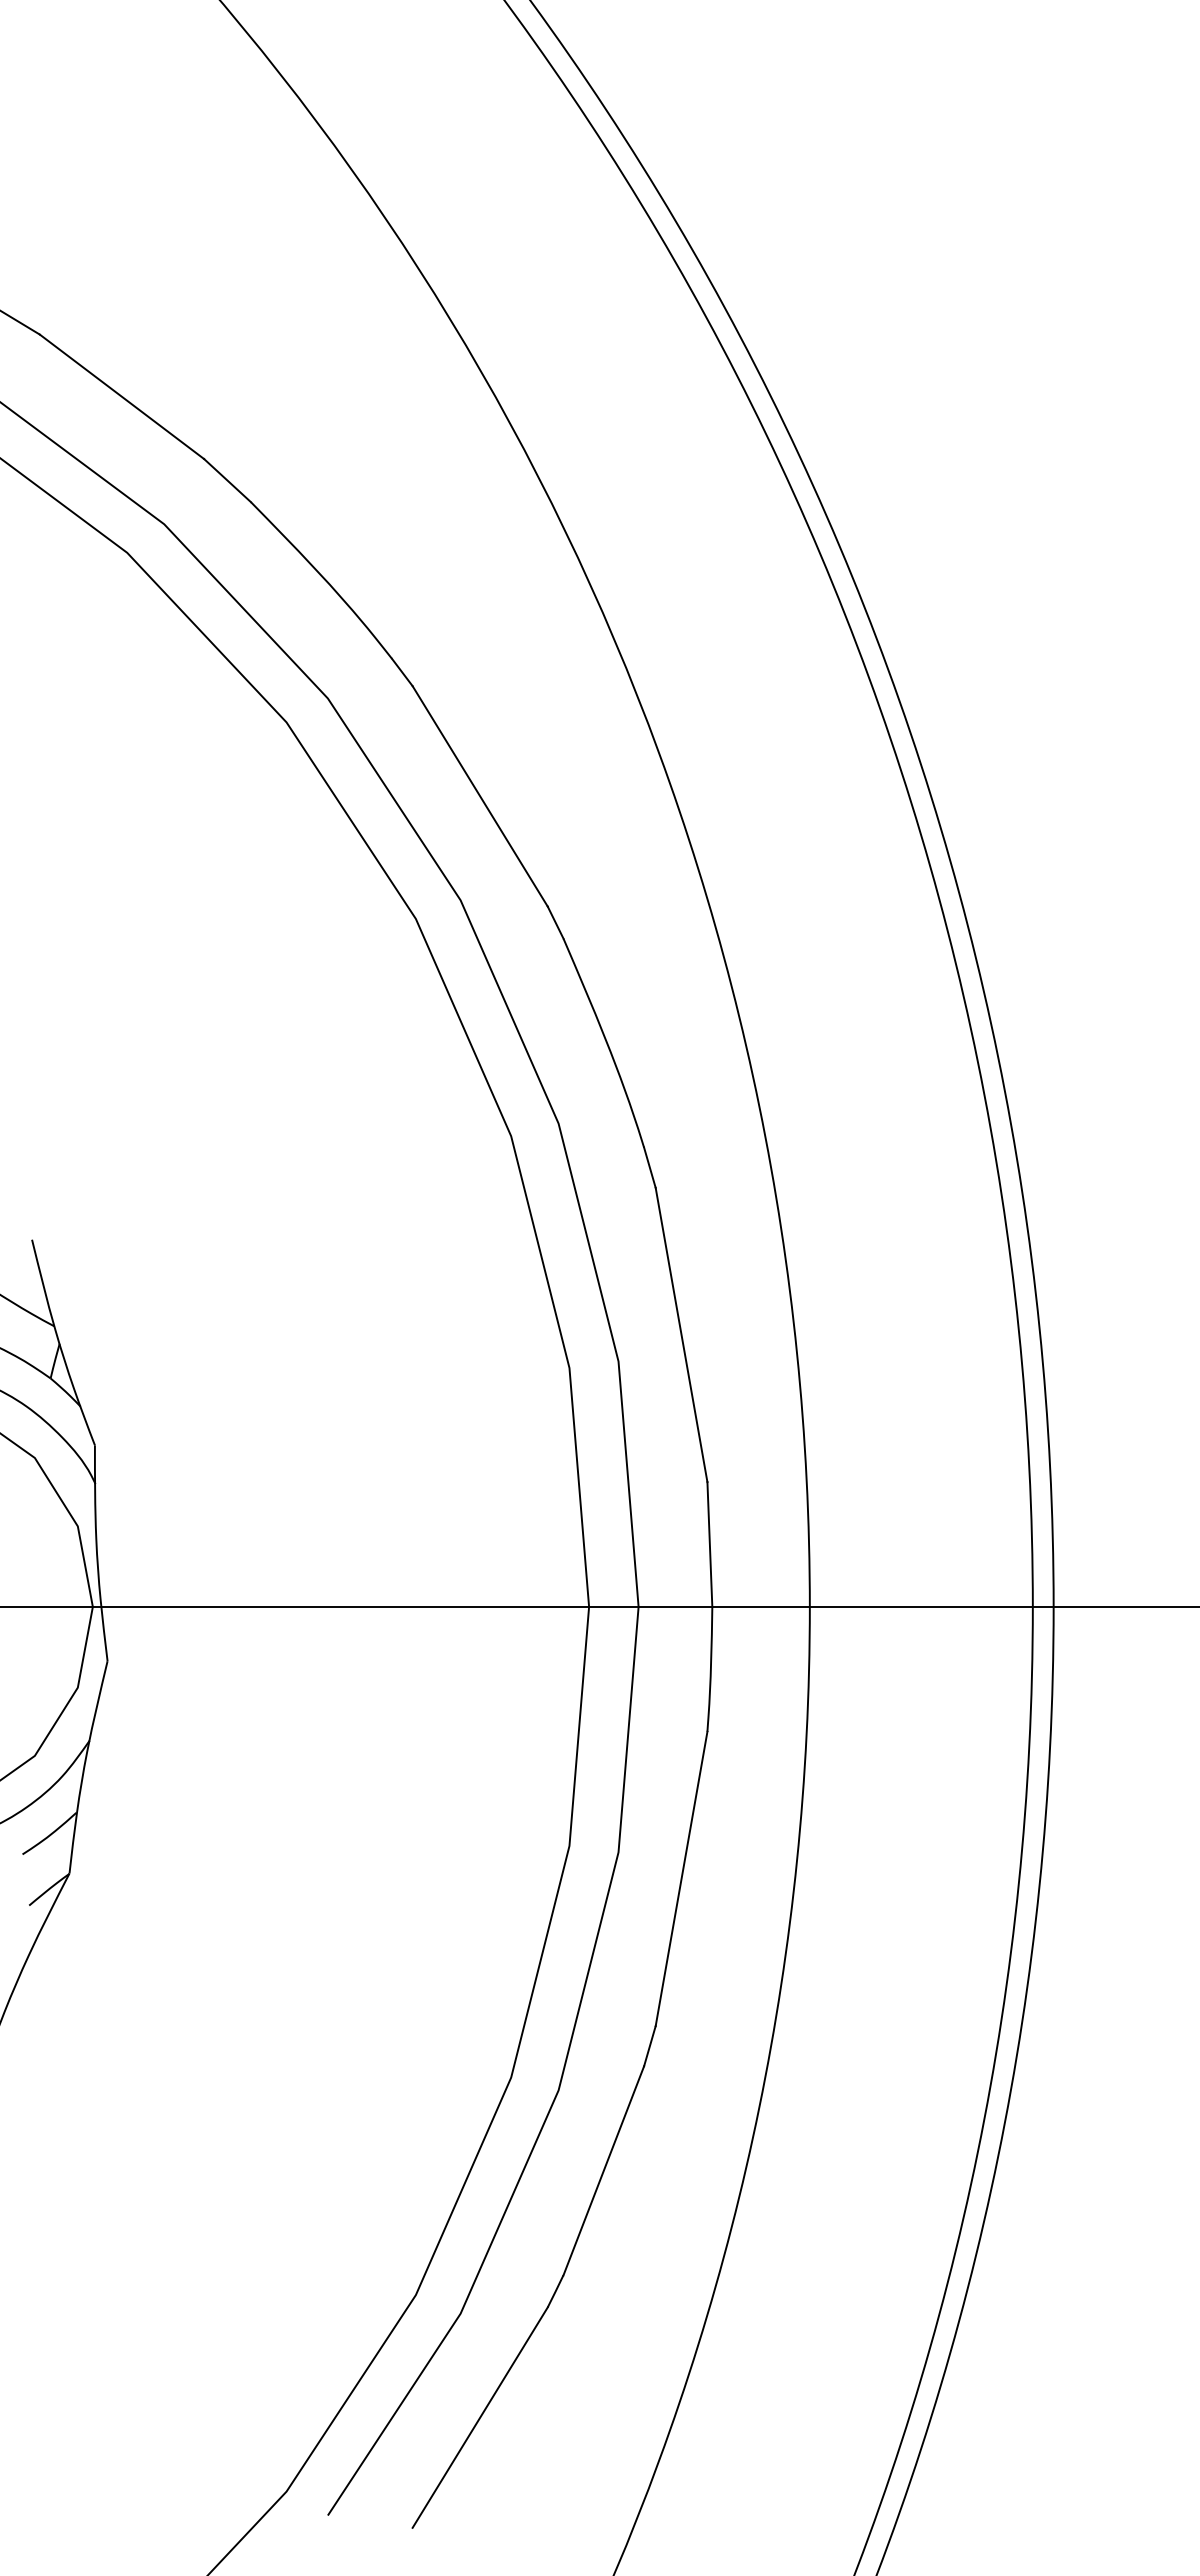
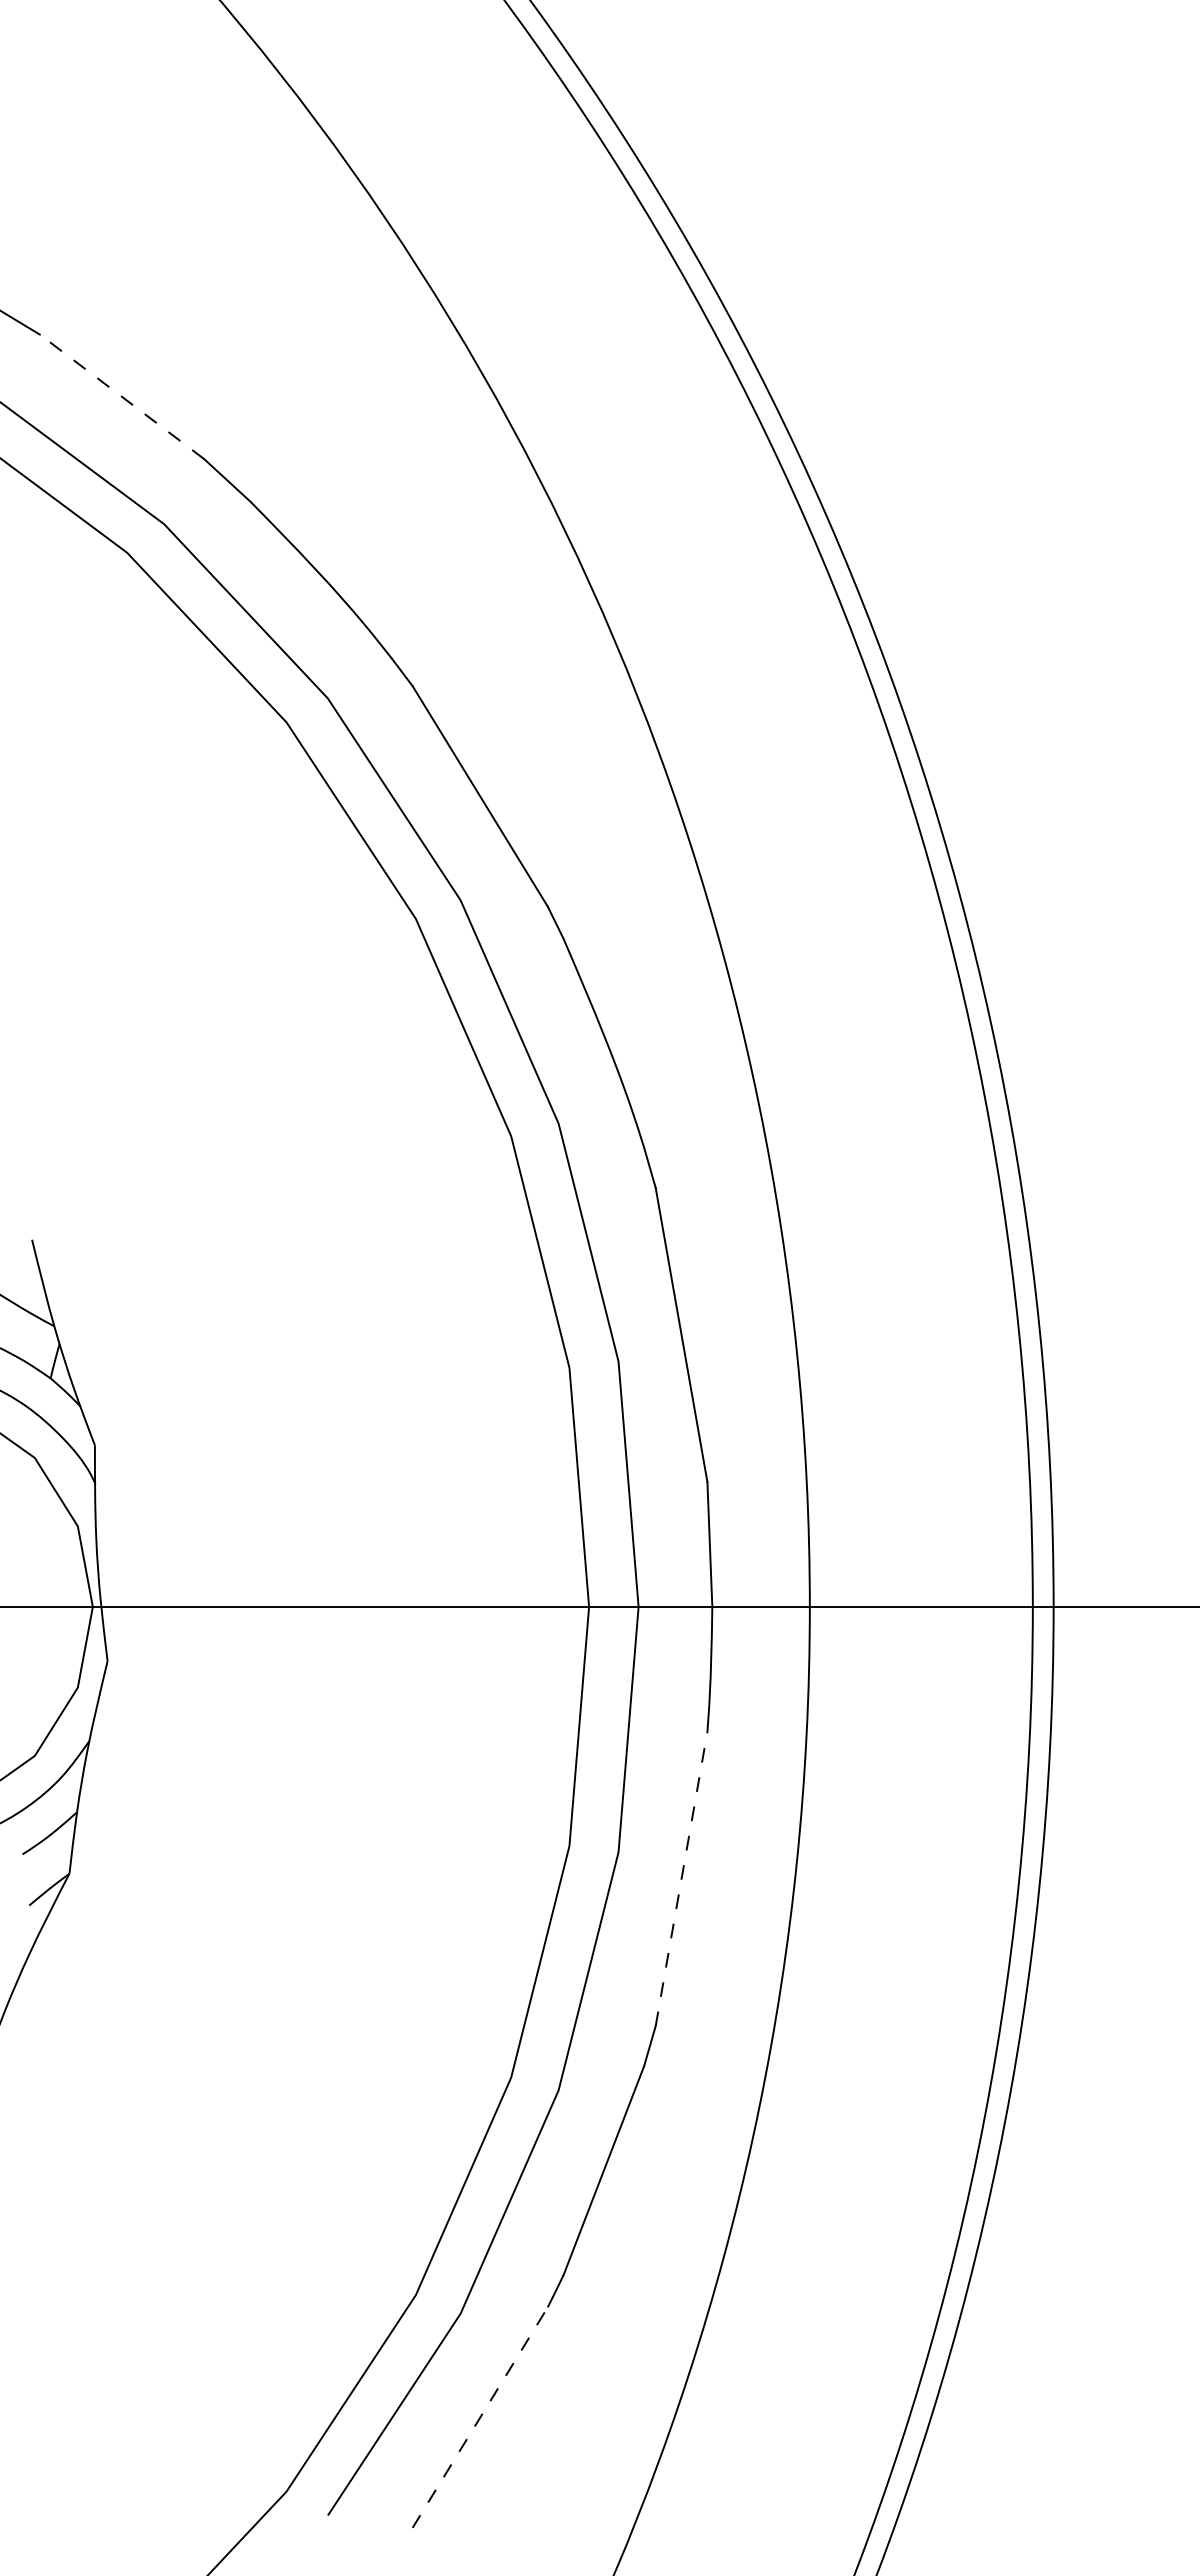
line: solid -> dashed (121, 396)
line: solid -> dashed (681, 1878)
line: solid -> dashed (480, 2417)
